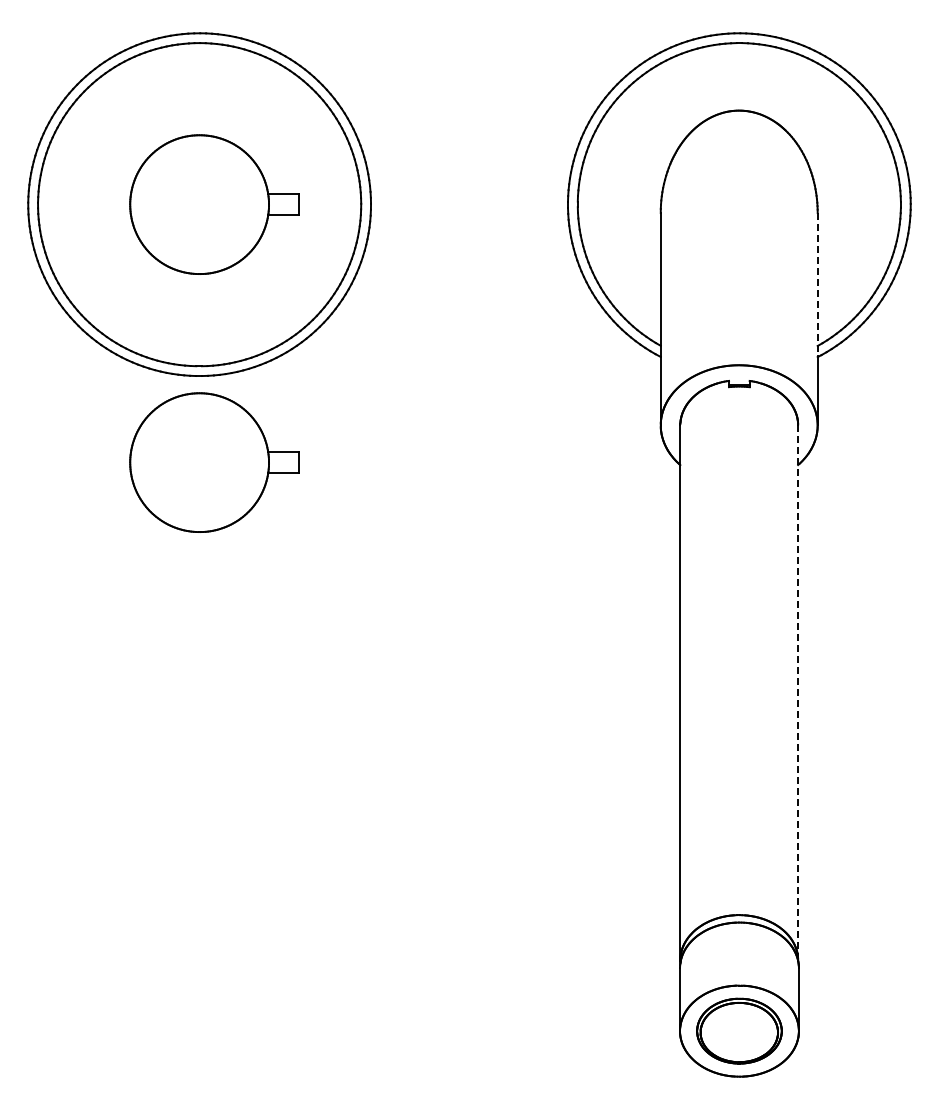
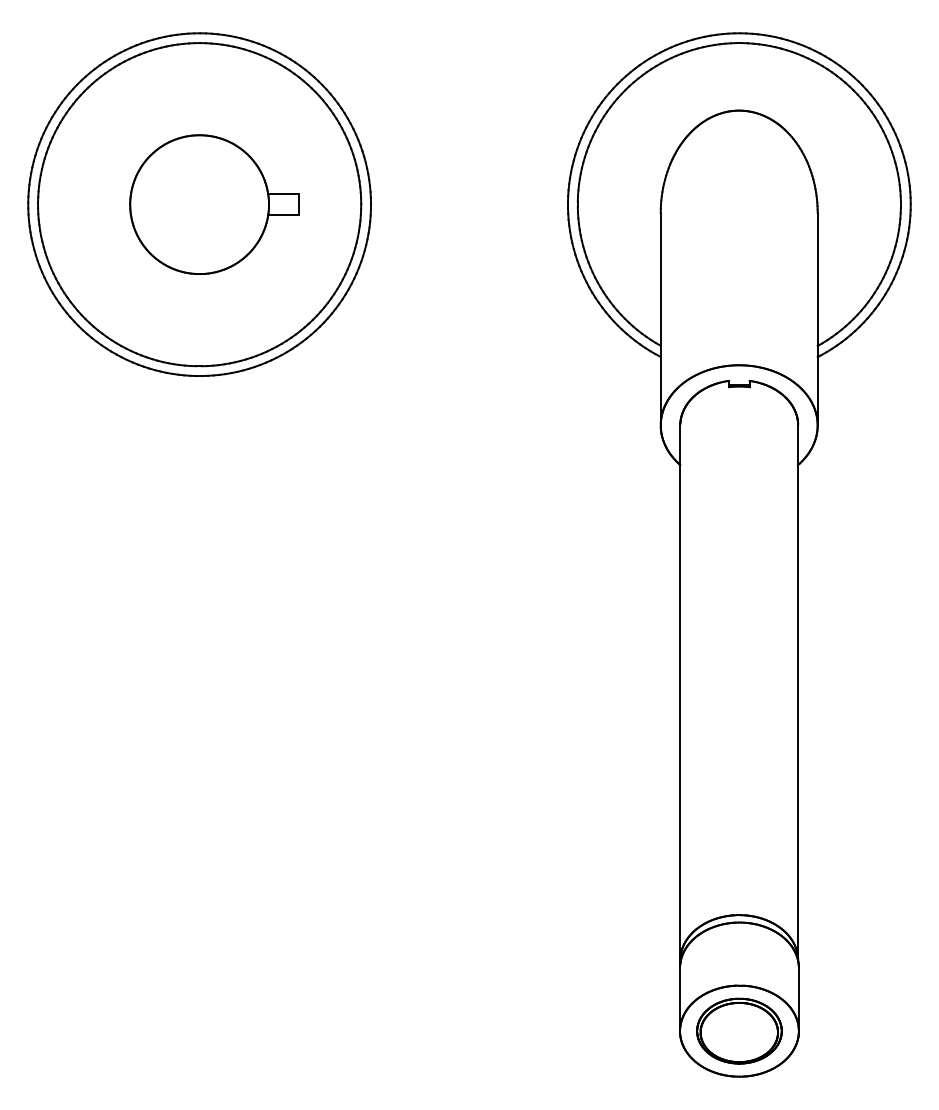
line: dashed -> solid (817, 285)
part: present -> none (214, 462)
line: dashed -> solid (798, 692)
